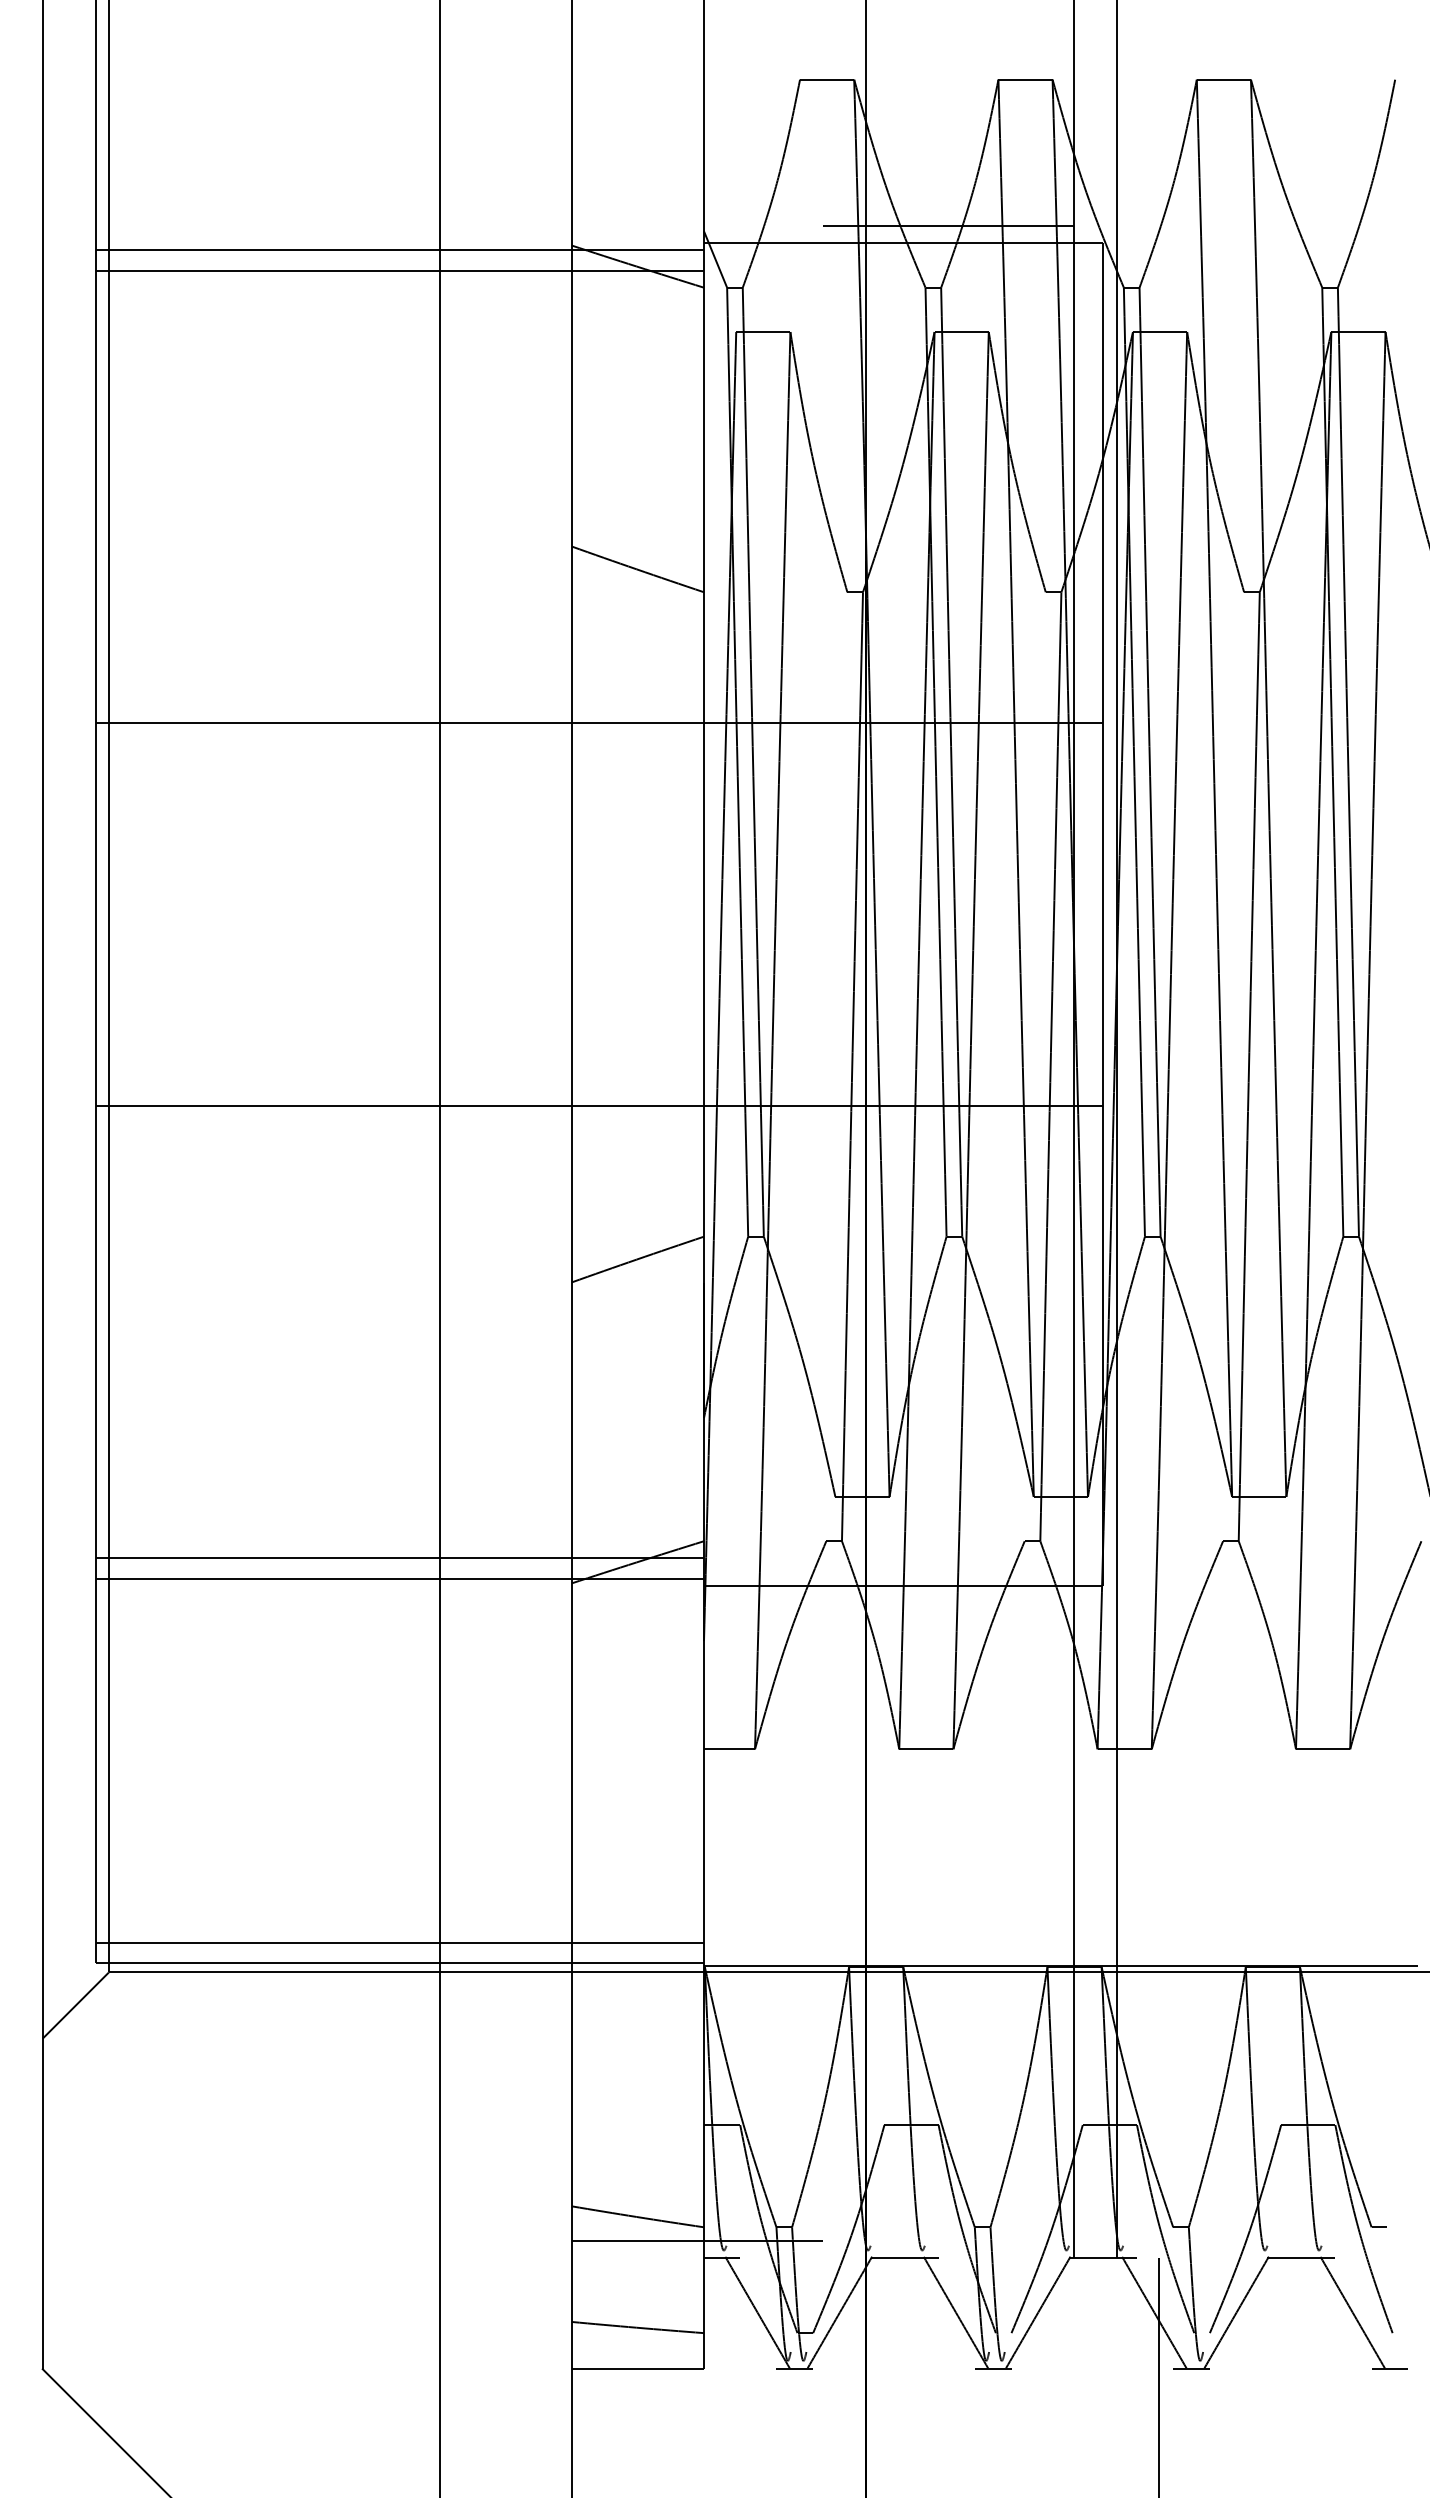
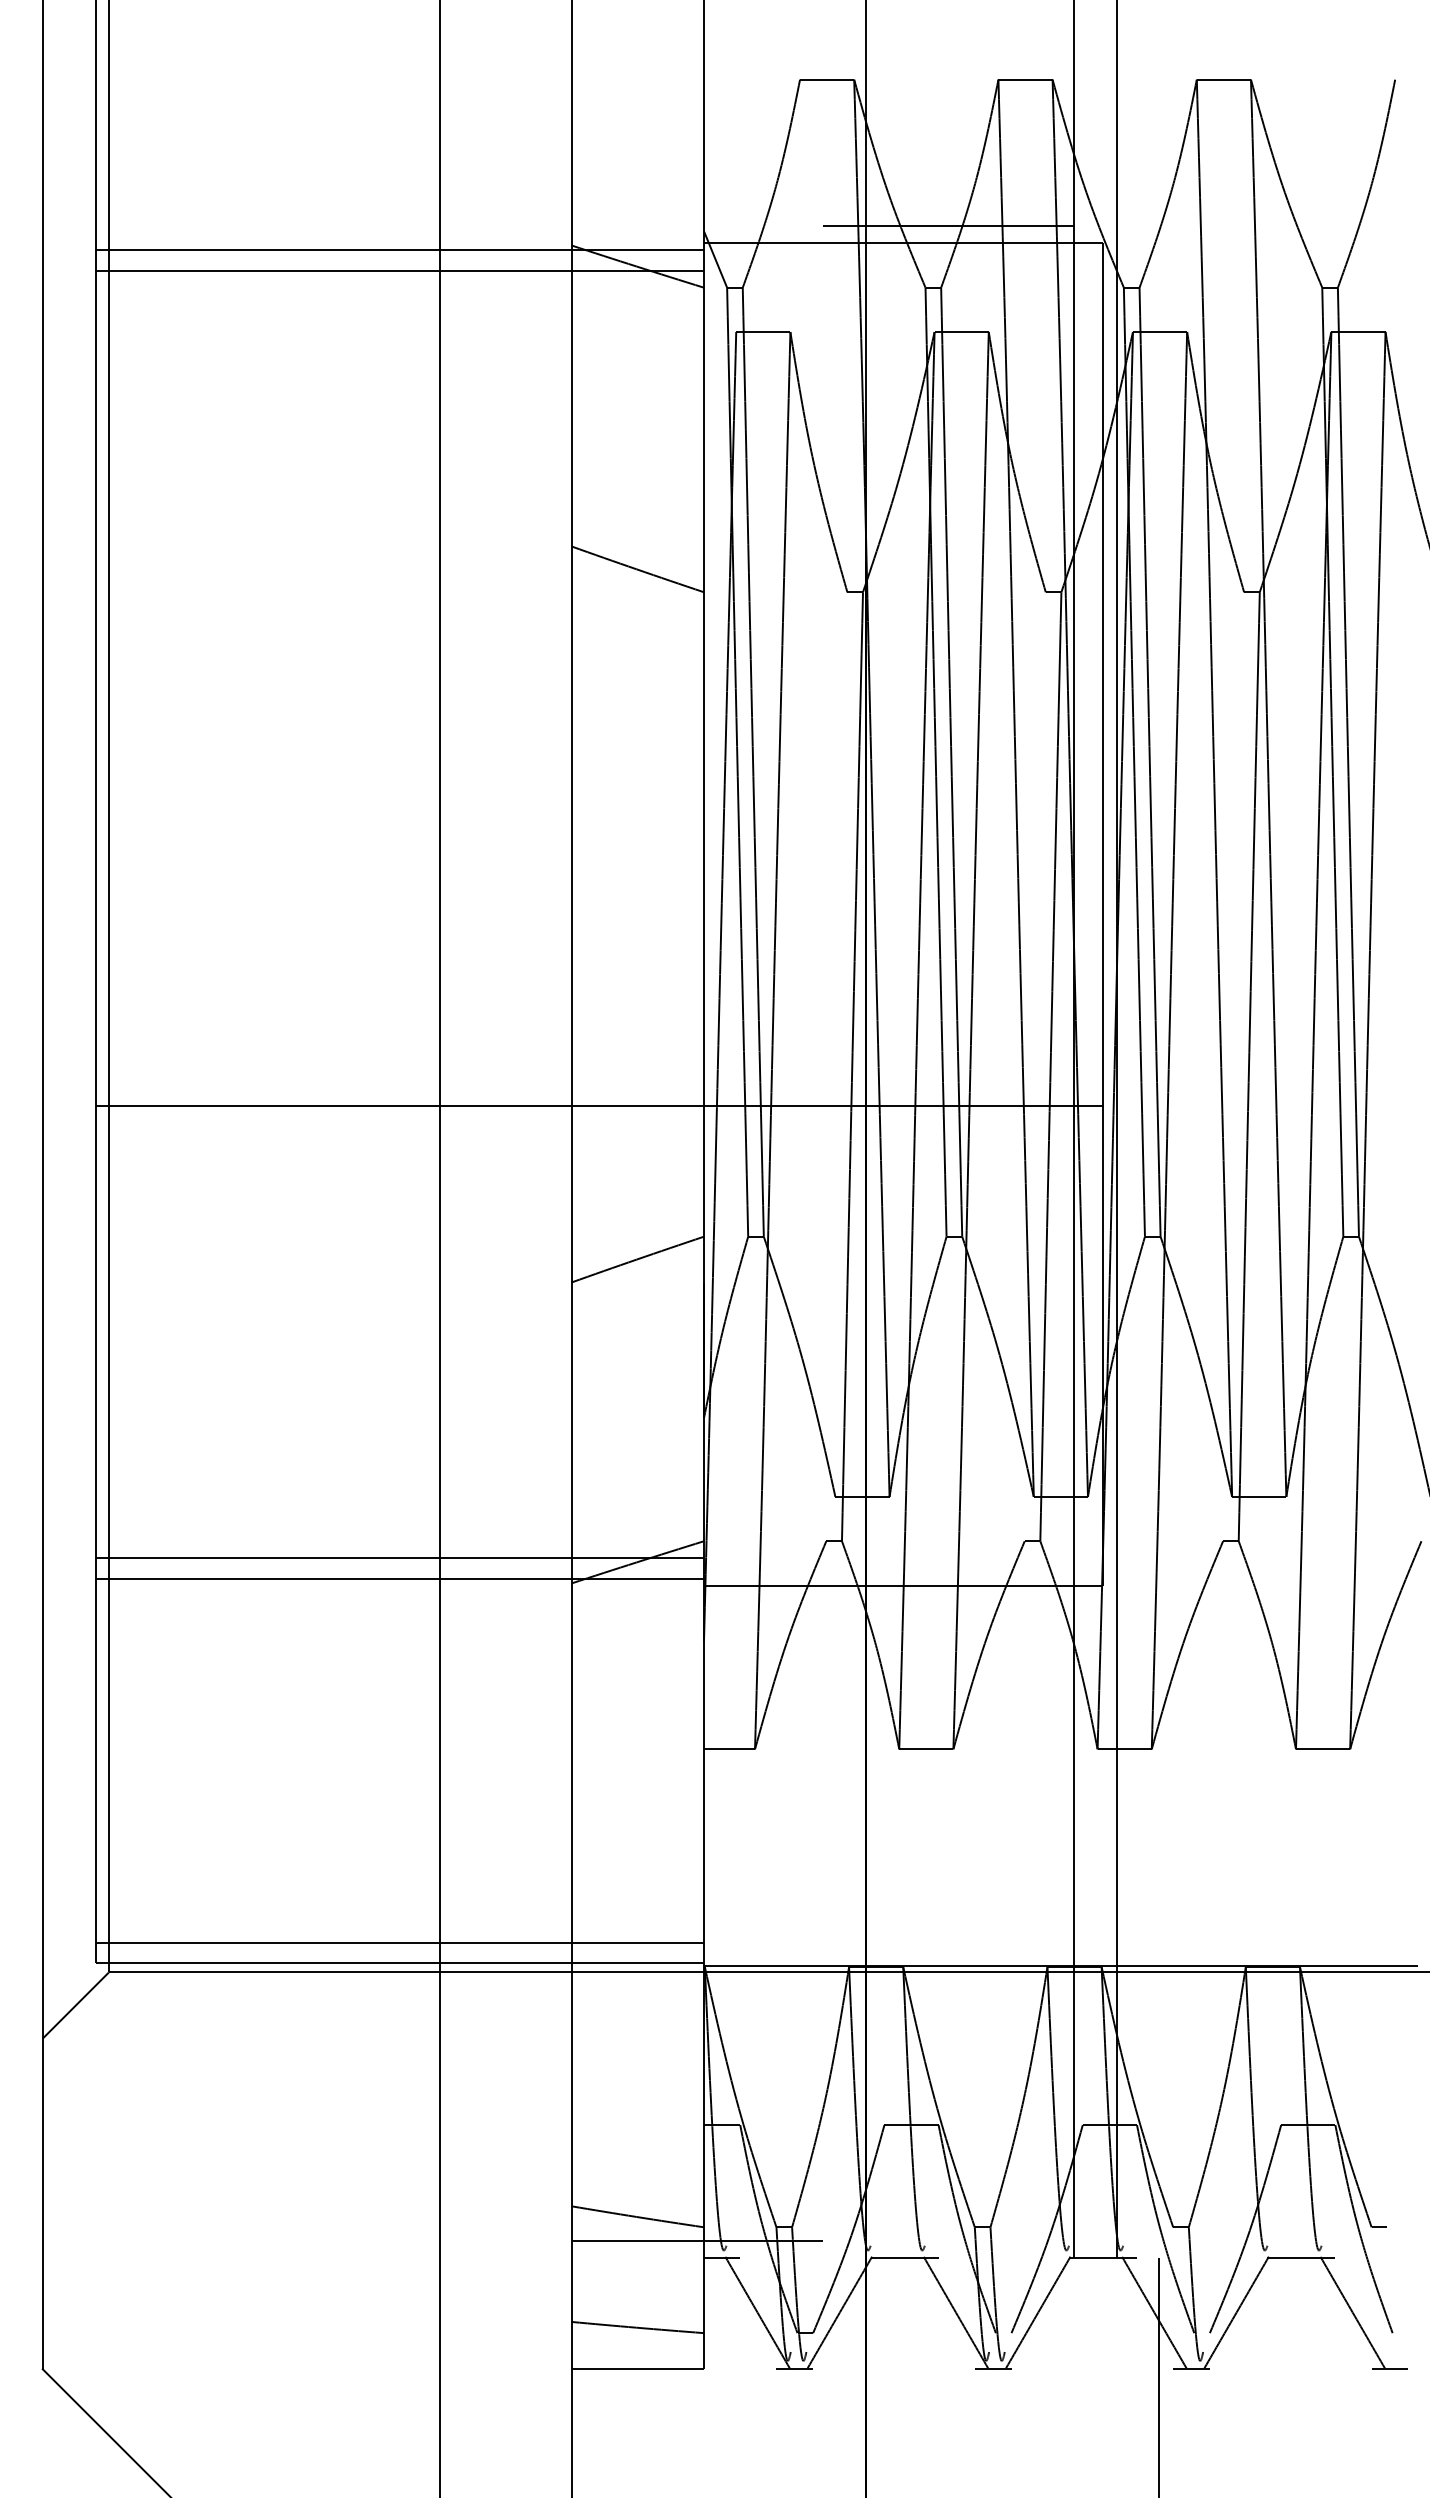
line: present -> none (599, 723)
